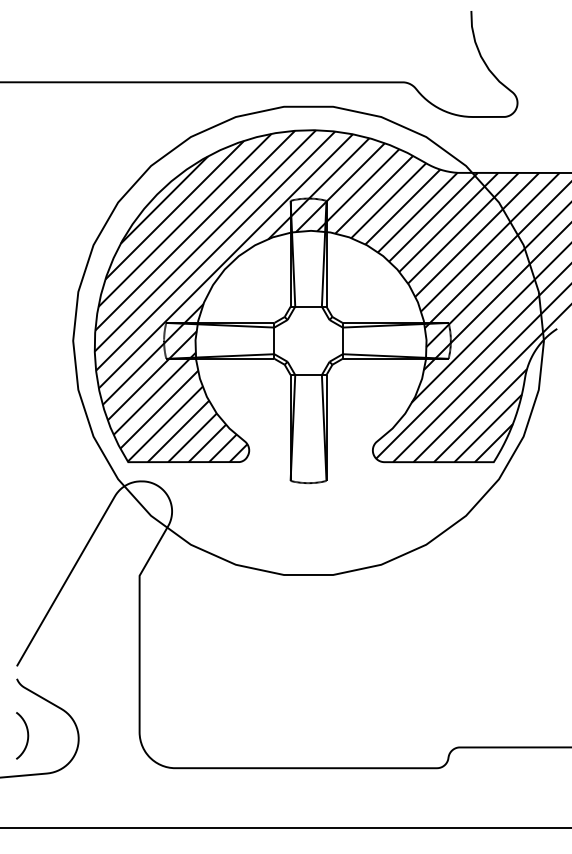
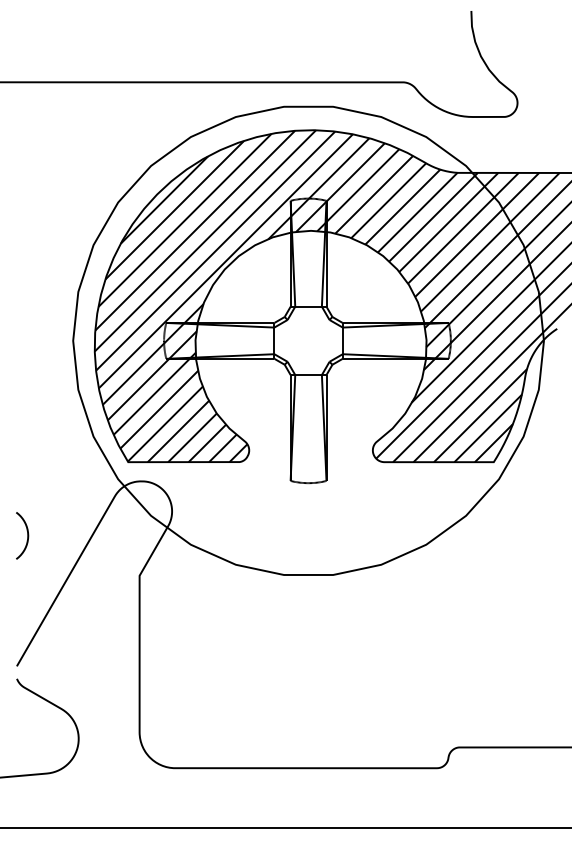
curve position: (27, 735) -> (27, 535) (27, 535)
